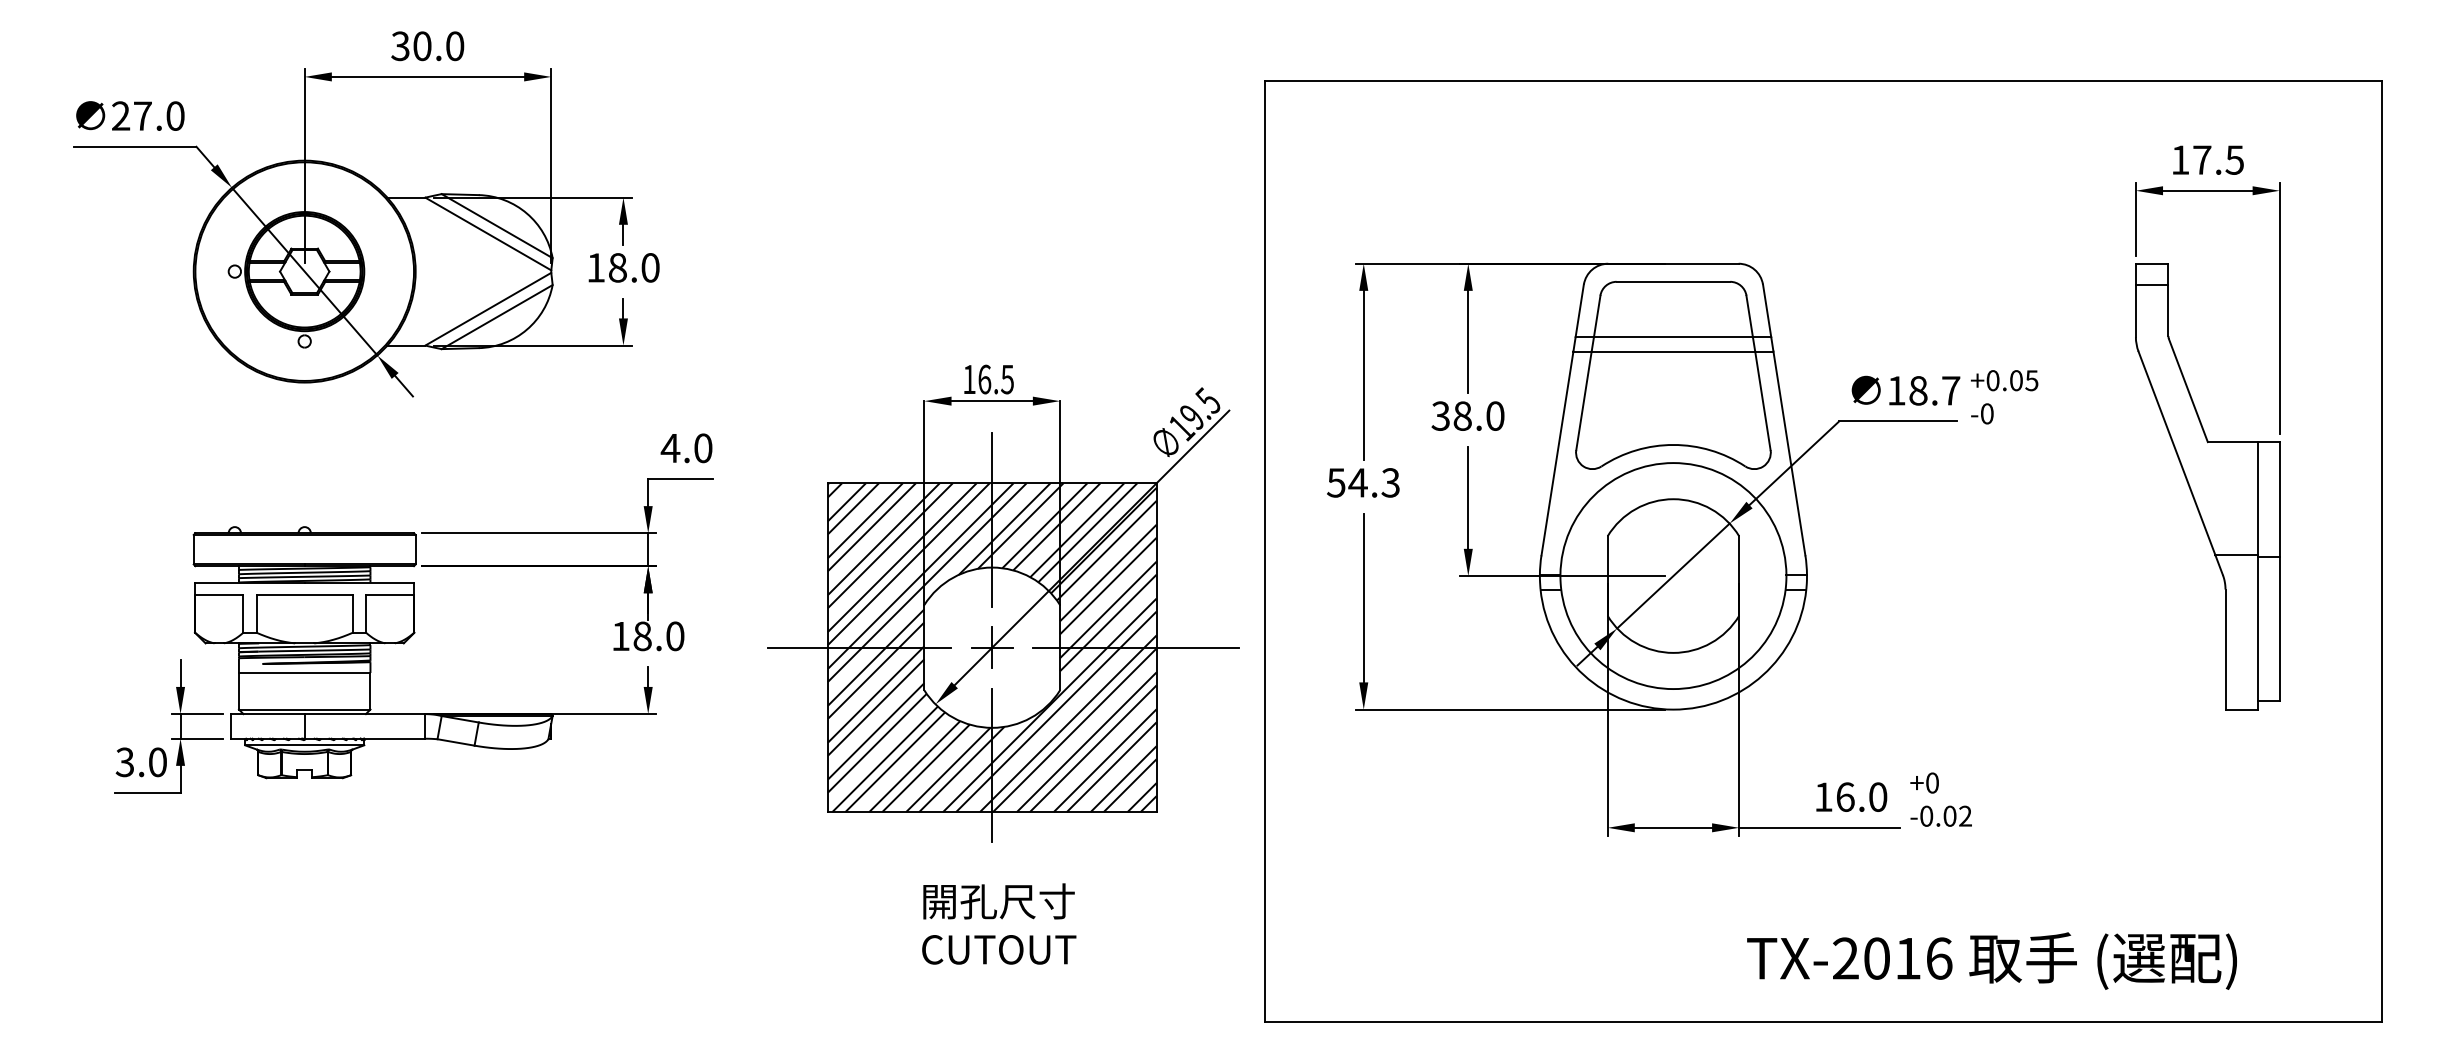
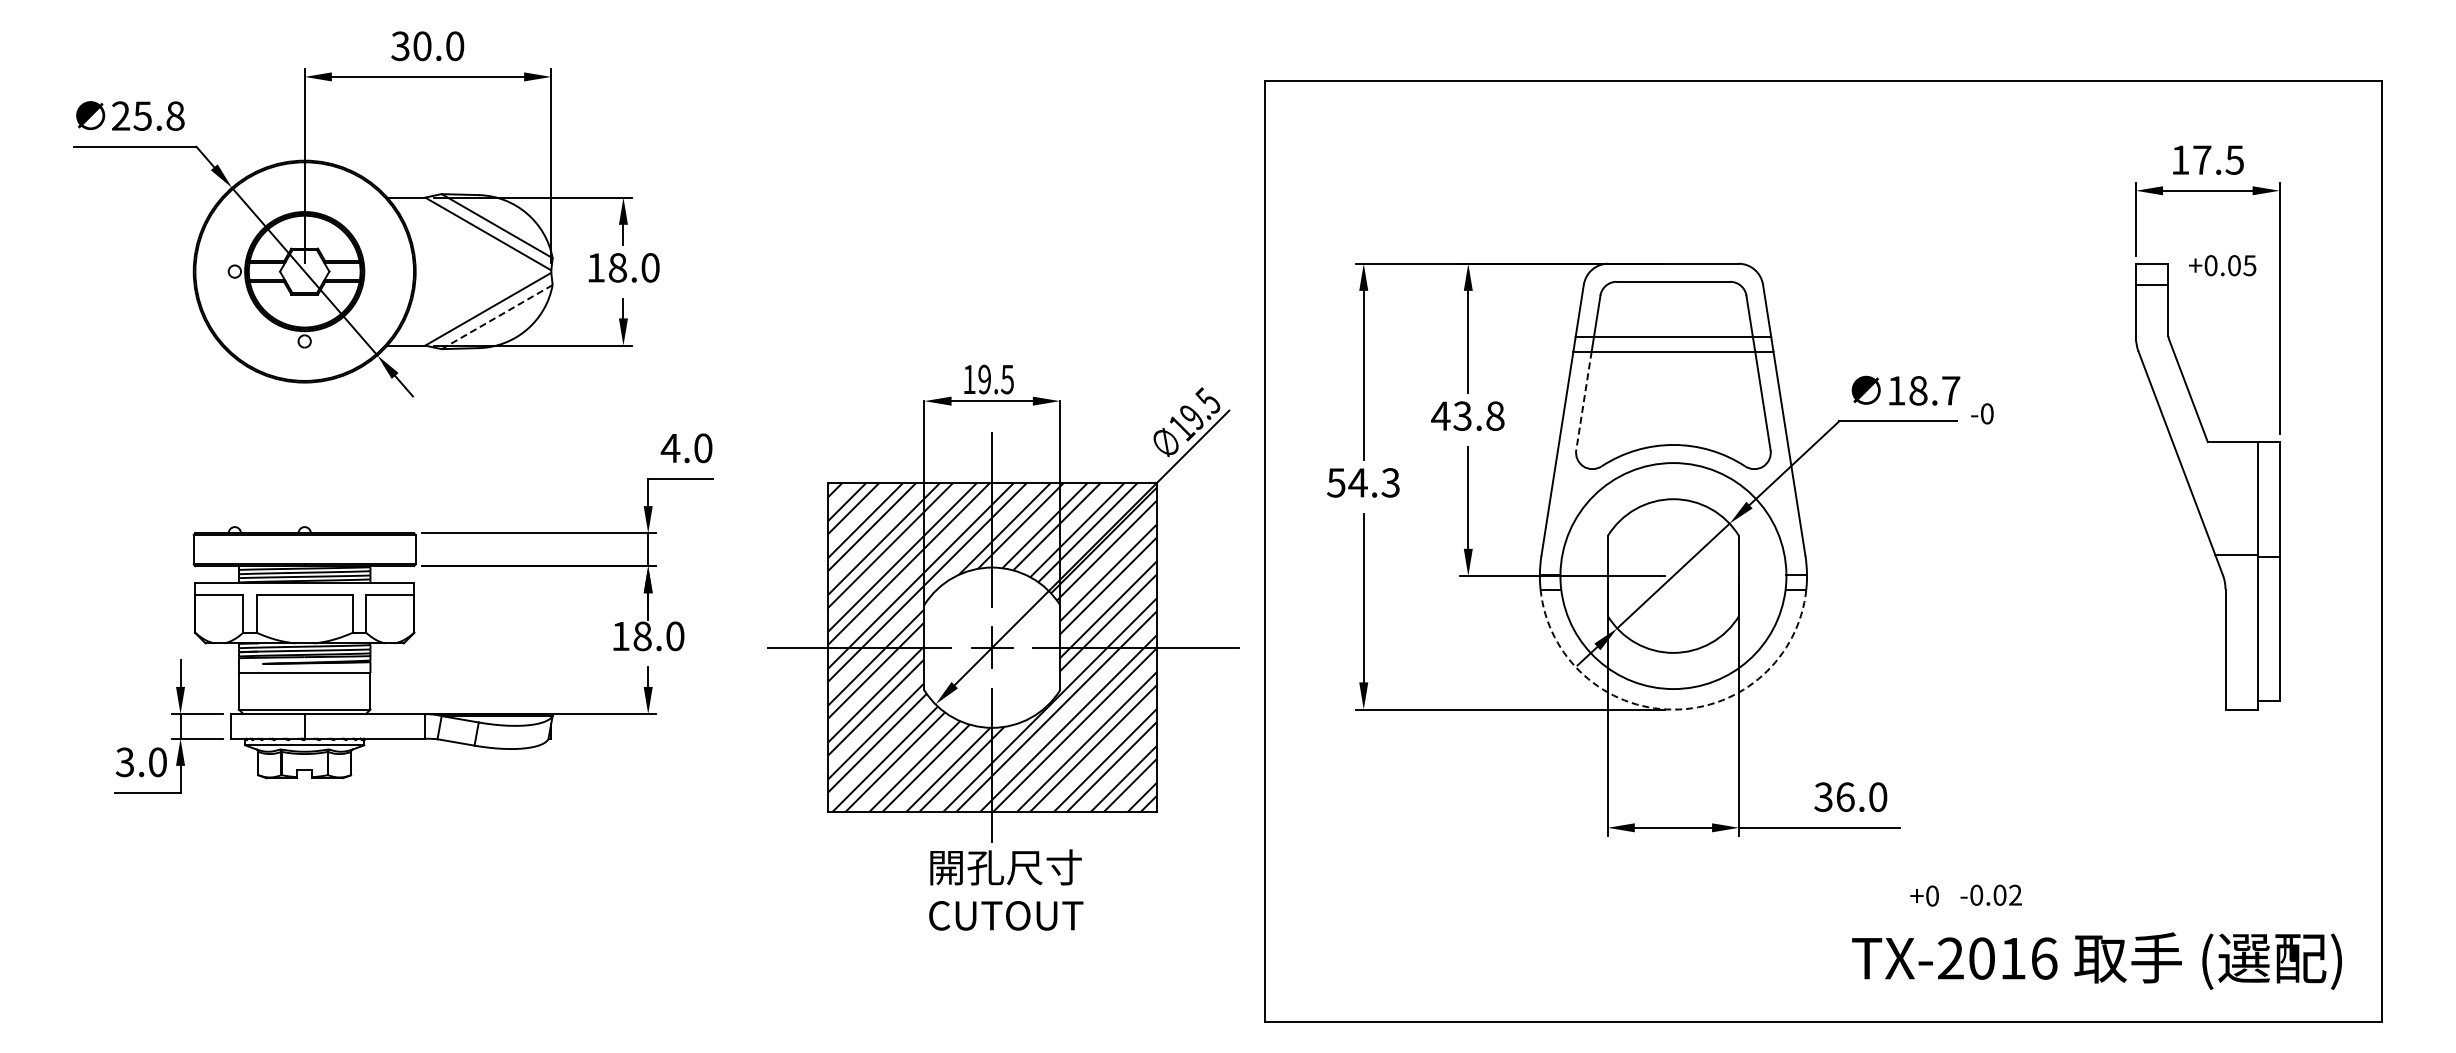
text: 27.0 -> 25.8 (158, 115)
line: solid -> dashed (497, 316)
text: 16.5 -> 19.5 (984, 379)
text position: (2004, 380) -> (2222, 265) (2222, 265)
line: solid -> dashed (1583, 400)
text: 38.0 -> 43.8 (1467, 415)
arc: solid -> dashed (1673, 709)
text position: (1924, 782) -> (1924, 895) (1924, 895)
text: 16.0 -> 36.0 (1823, 796)
text position: (1940, 815) -> (1990, 894) (1990, 894)
text position: (999, 923) -> (1006, 889) (1006, 889)
text position: (1991, 960) -> (2096, 960) (2096, 960)
